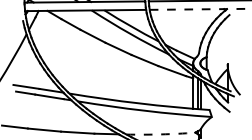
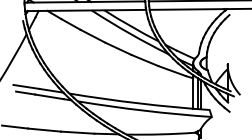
line: dashed -> solid (200, 9)
arc: dashed -> solid (160, 134)
